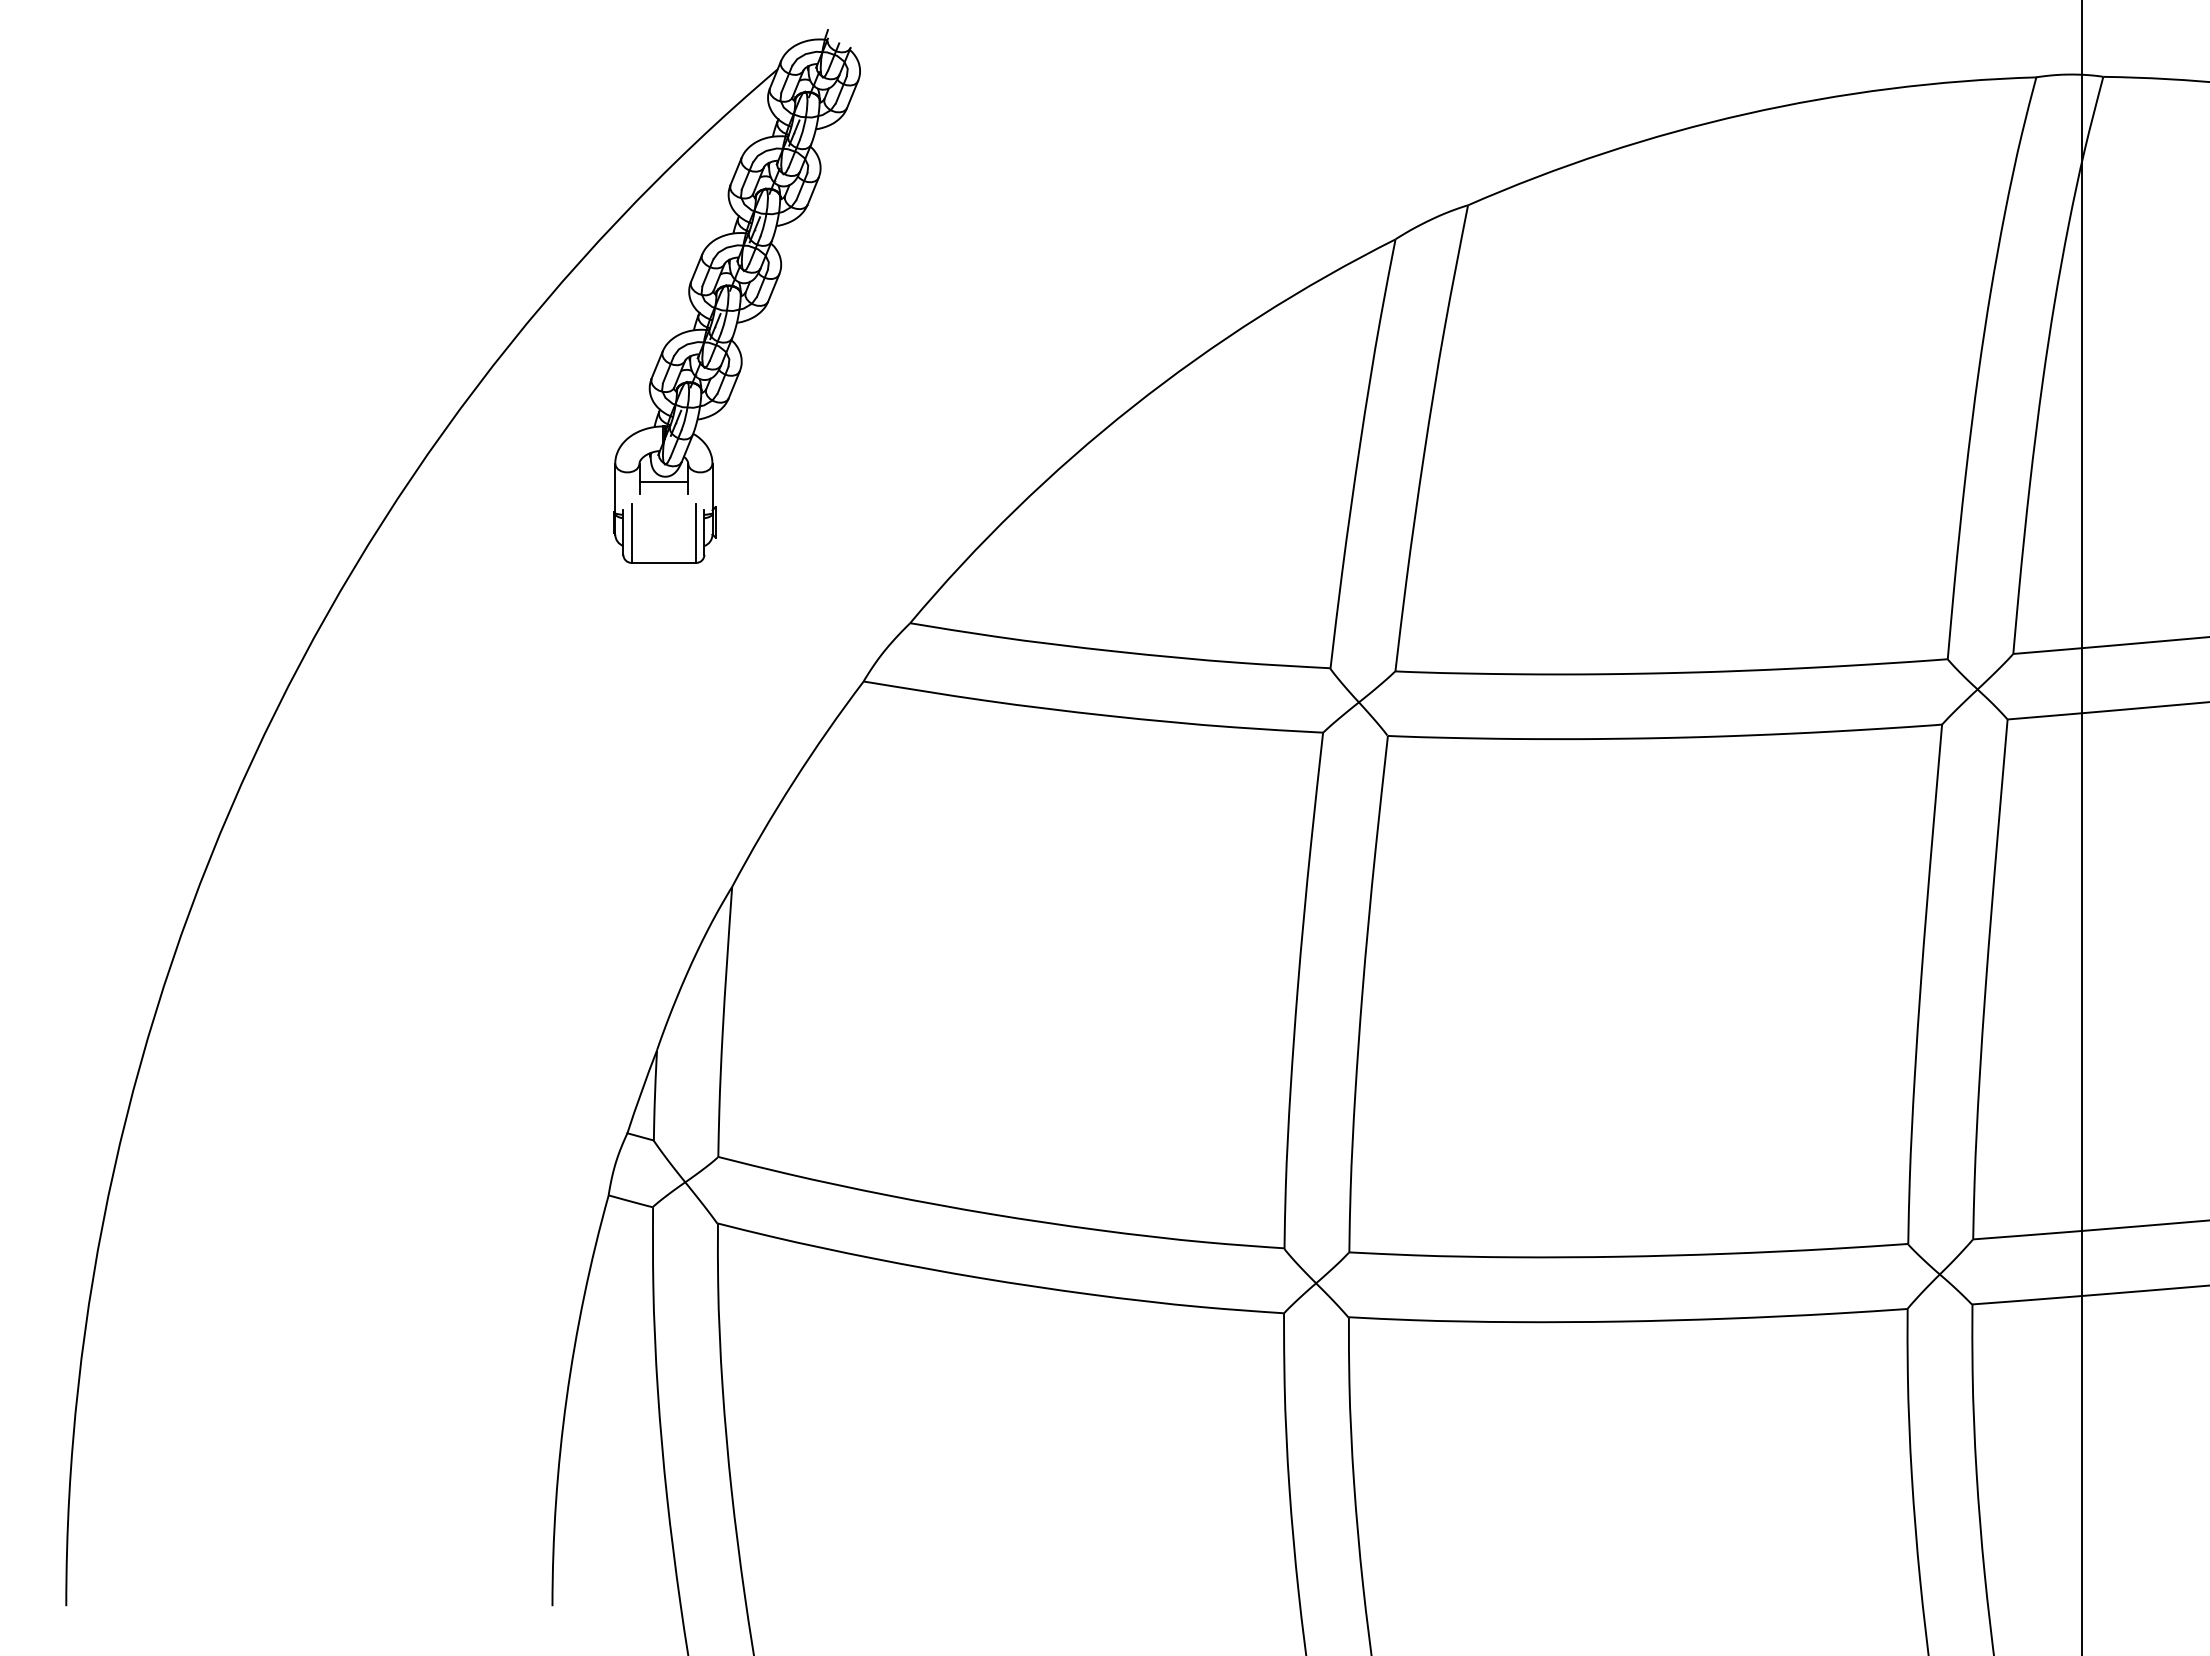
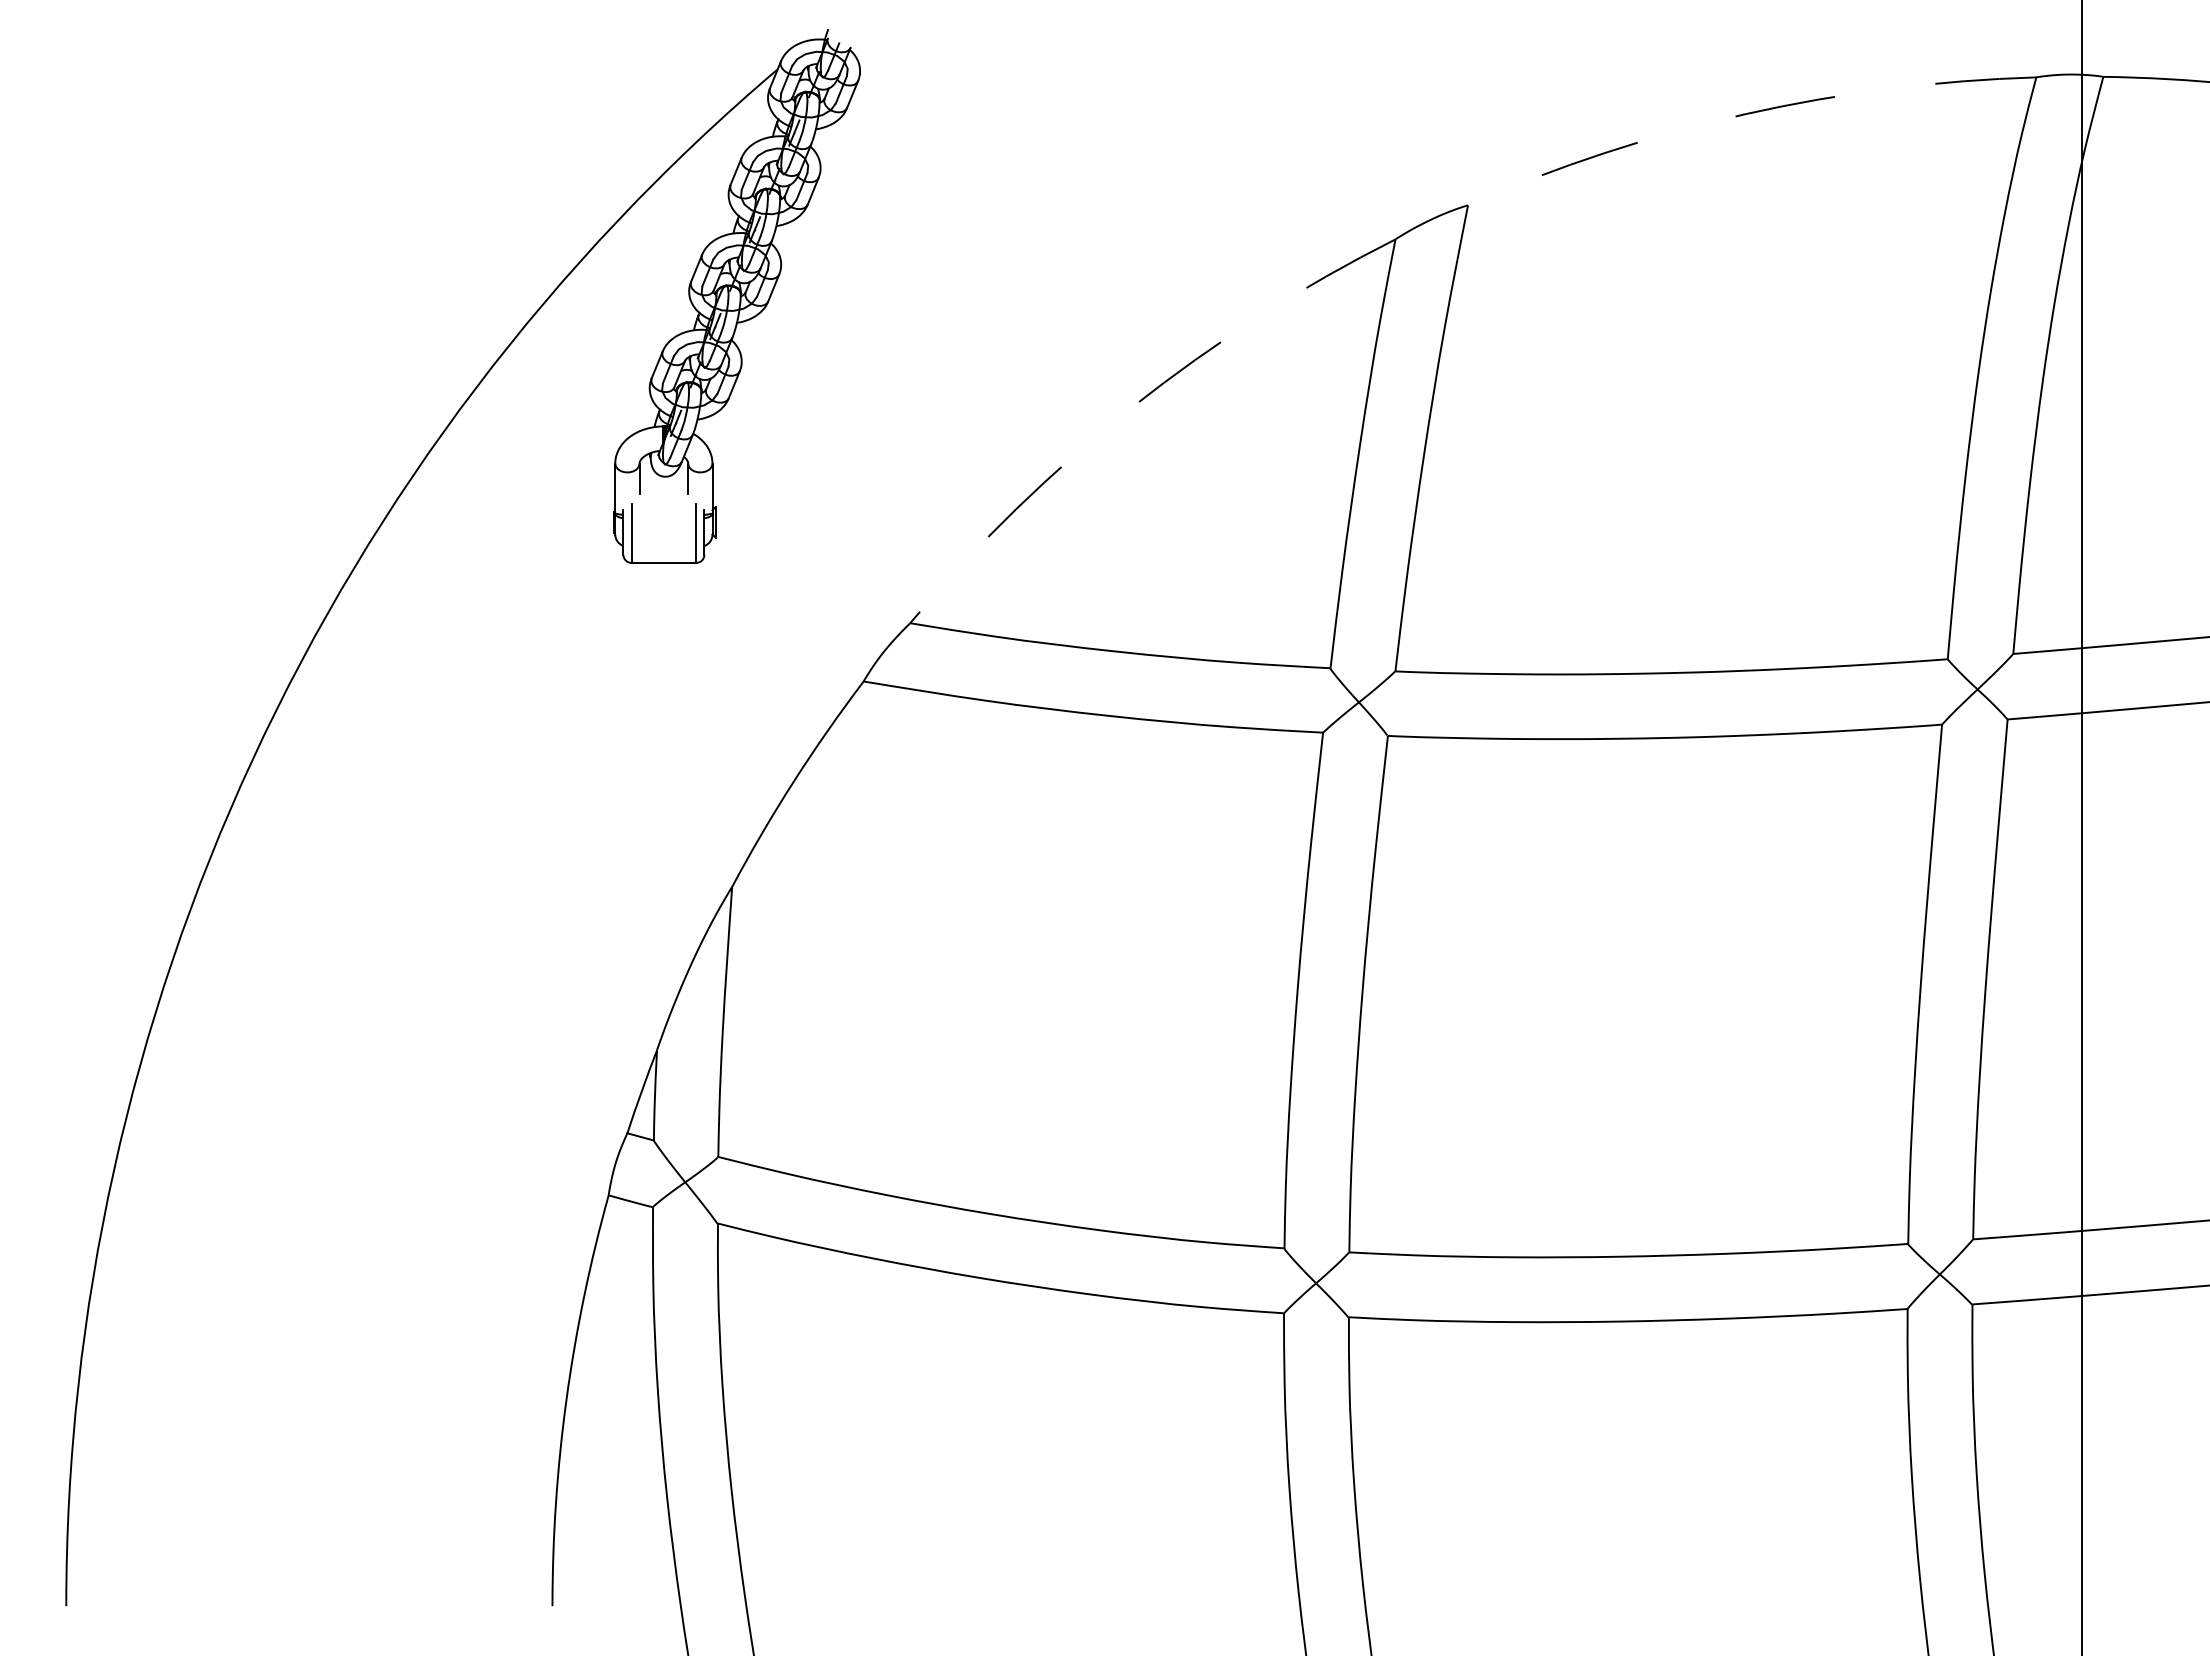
arc: solid -> dashed (1746, 114)
arc: solid -> dashed (1132, 406)
line: present -> none (663, 481)
